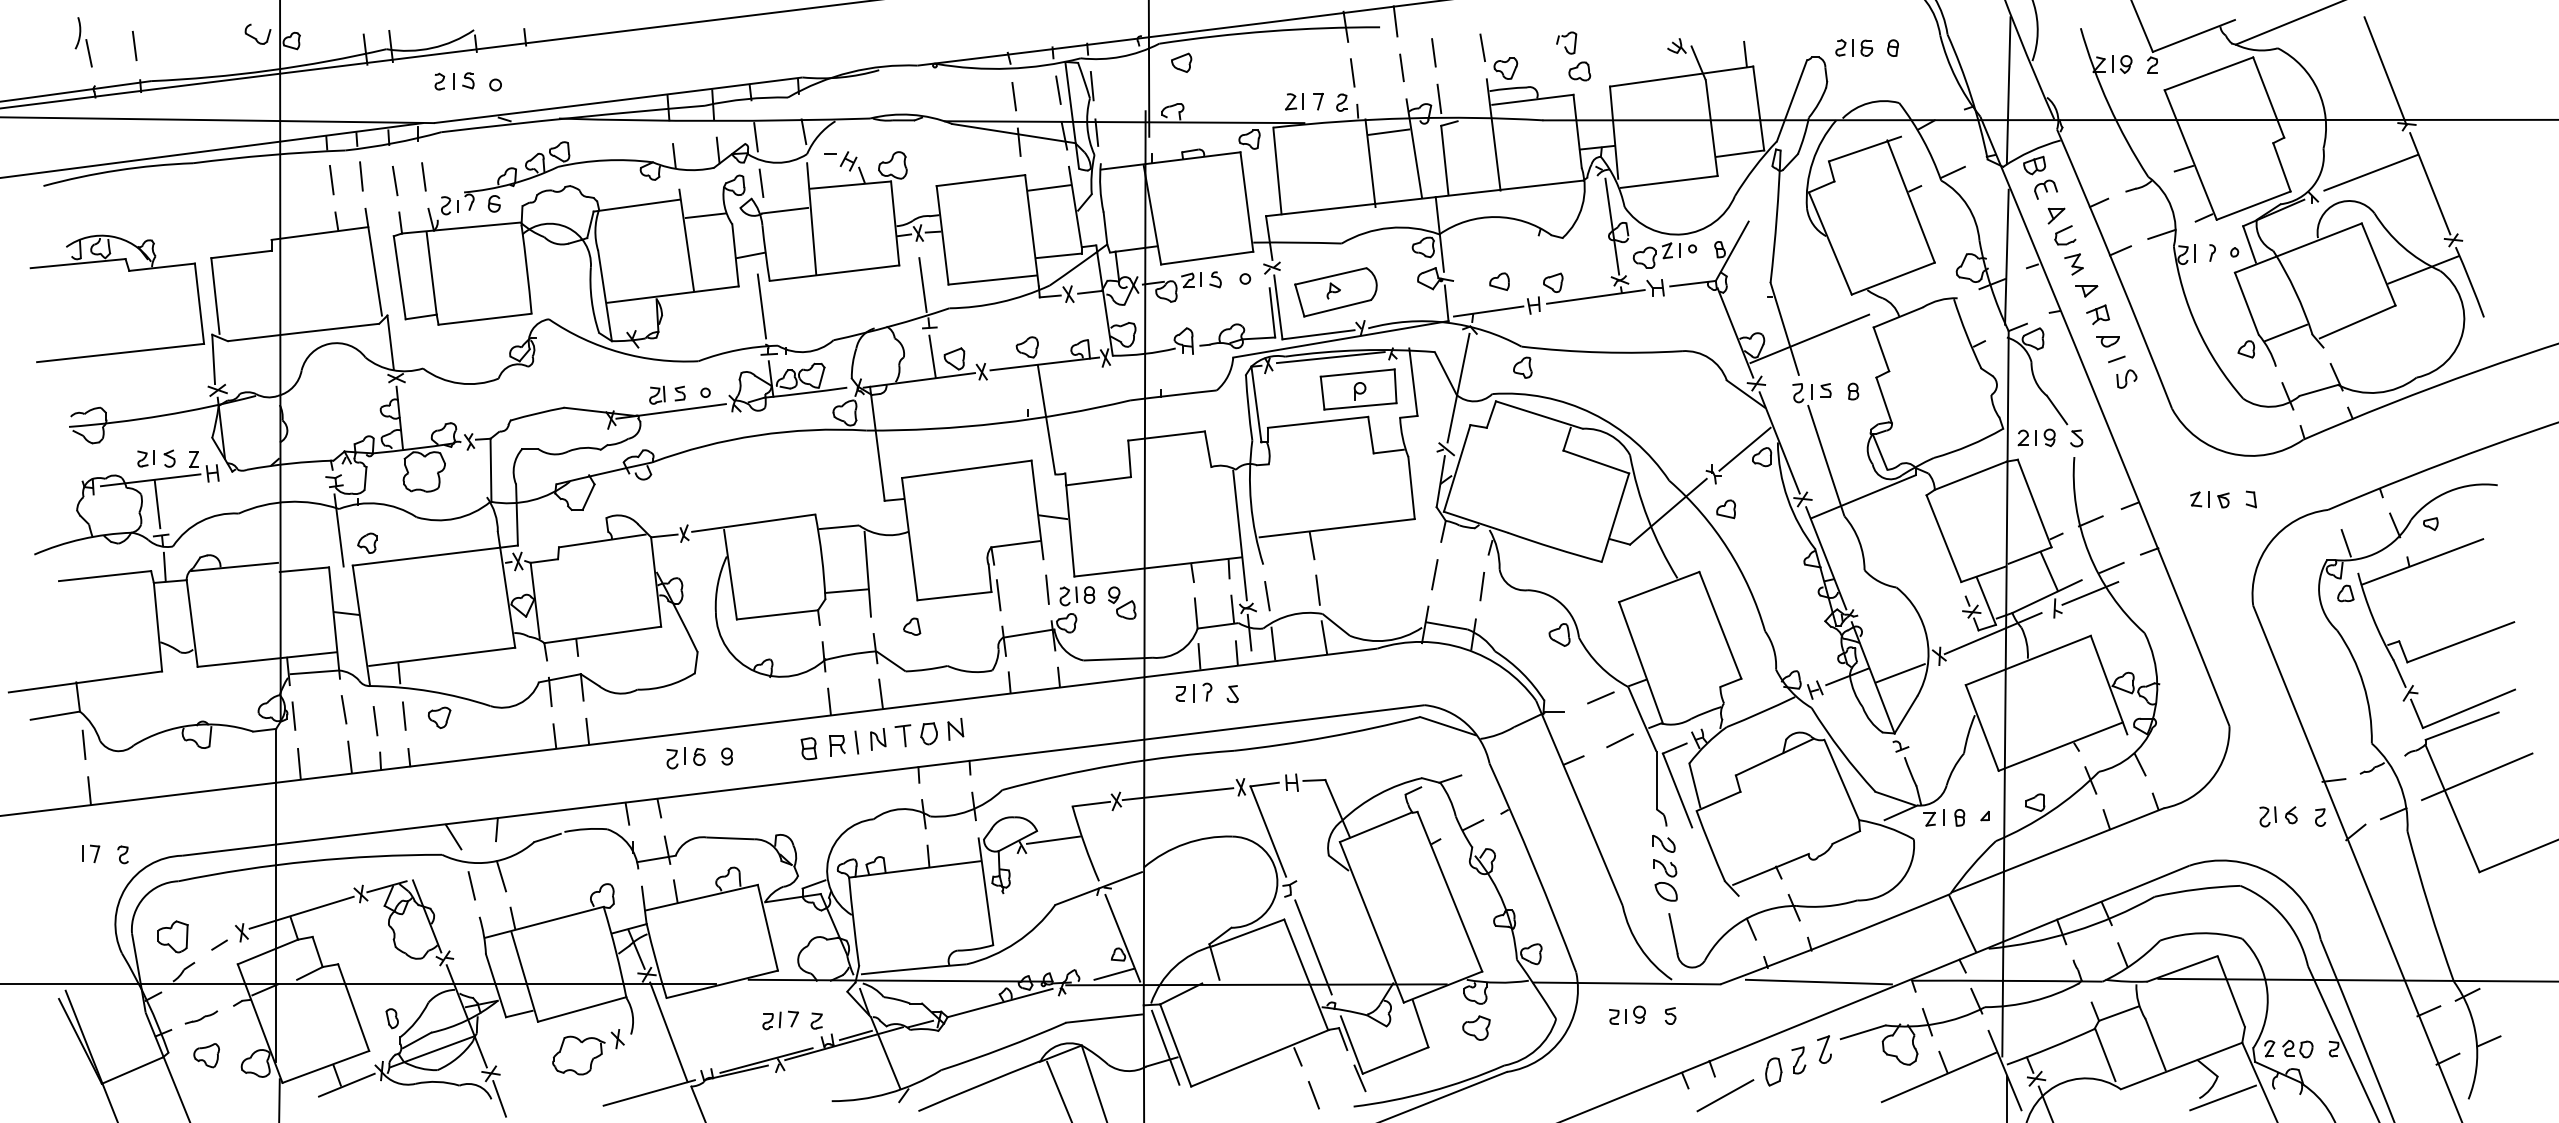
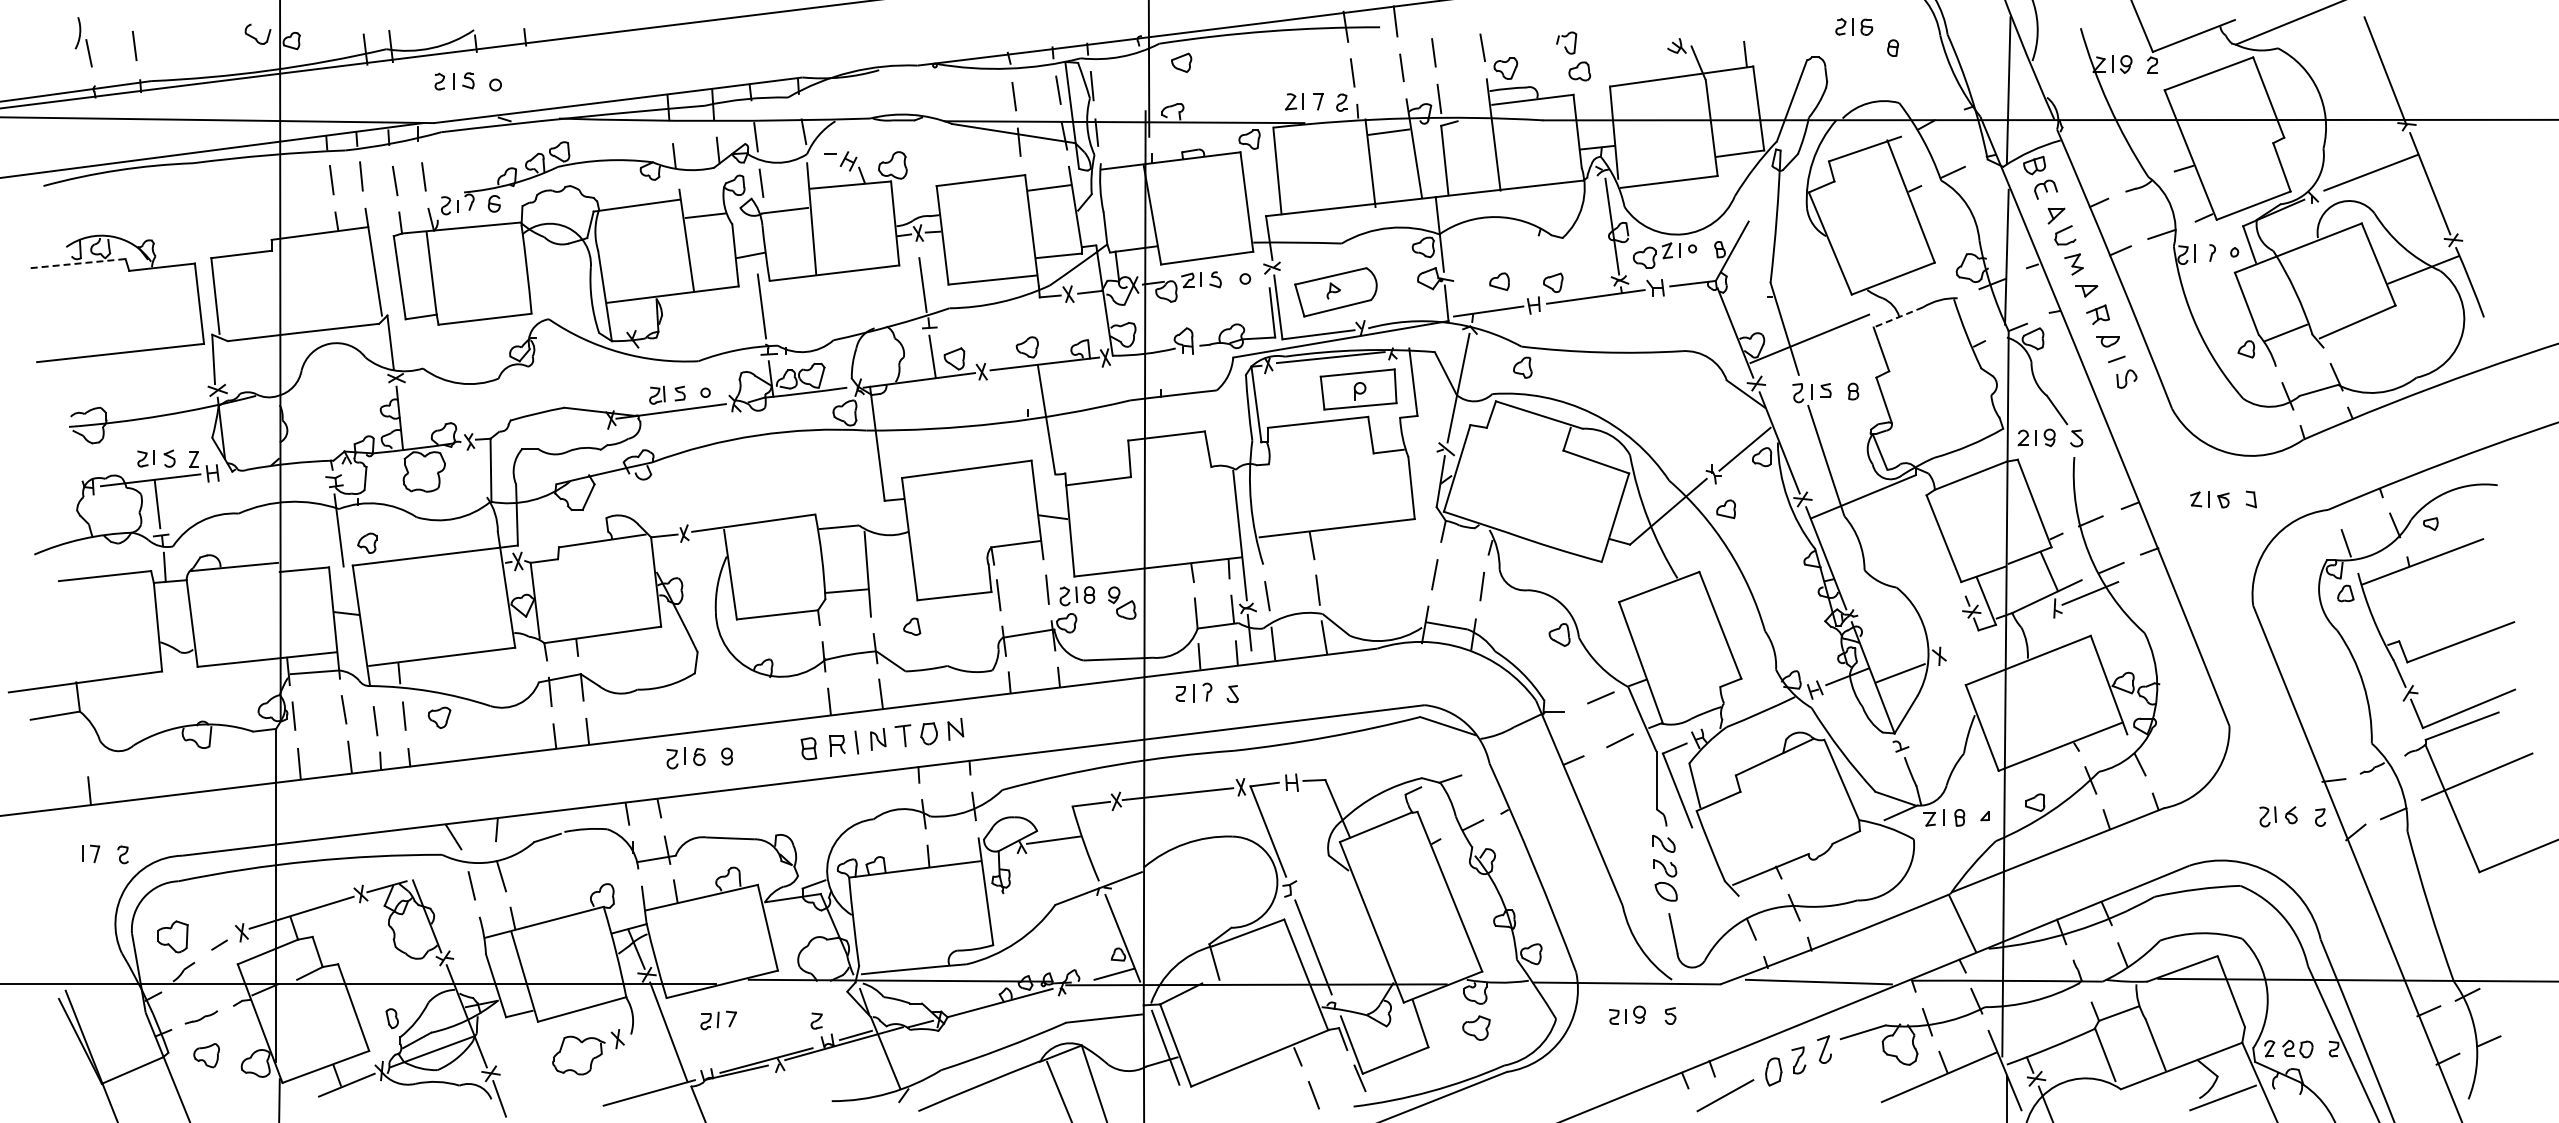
part position: (1854, 47) -> (1854, 26) (1854, 26)
line: solid -> dashed (78, 263)
line: solid -> dashed (1898, 317)
line: present -> none (1992, 633)
line: present -> none (83, 744)
part position: (780, 1020) -> (718, 1020) (718, 1020)
